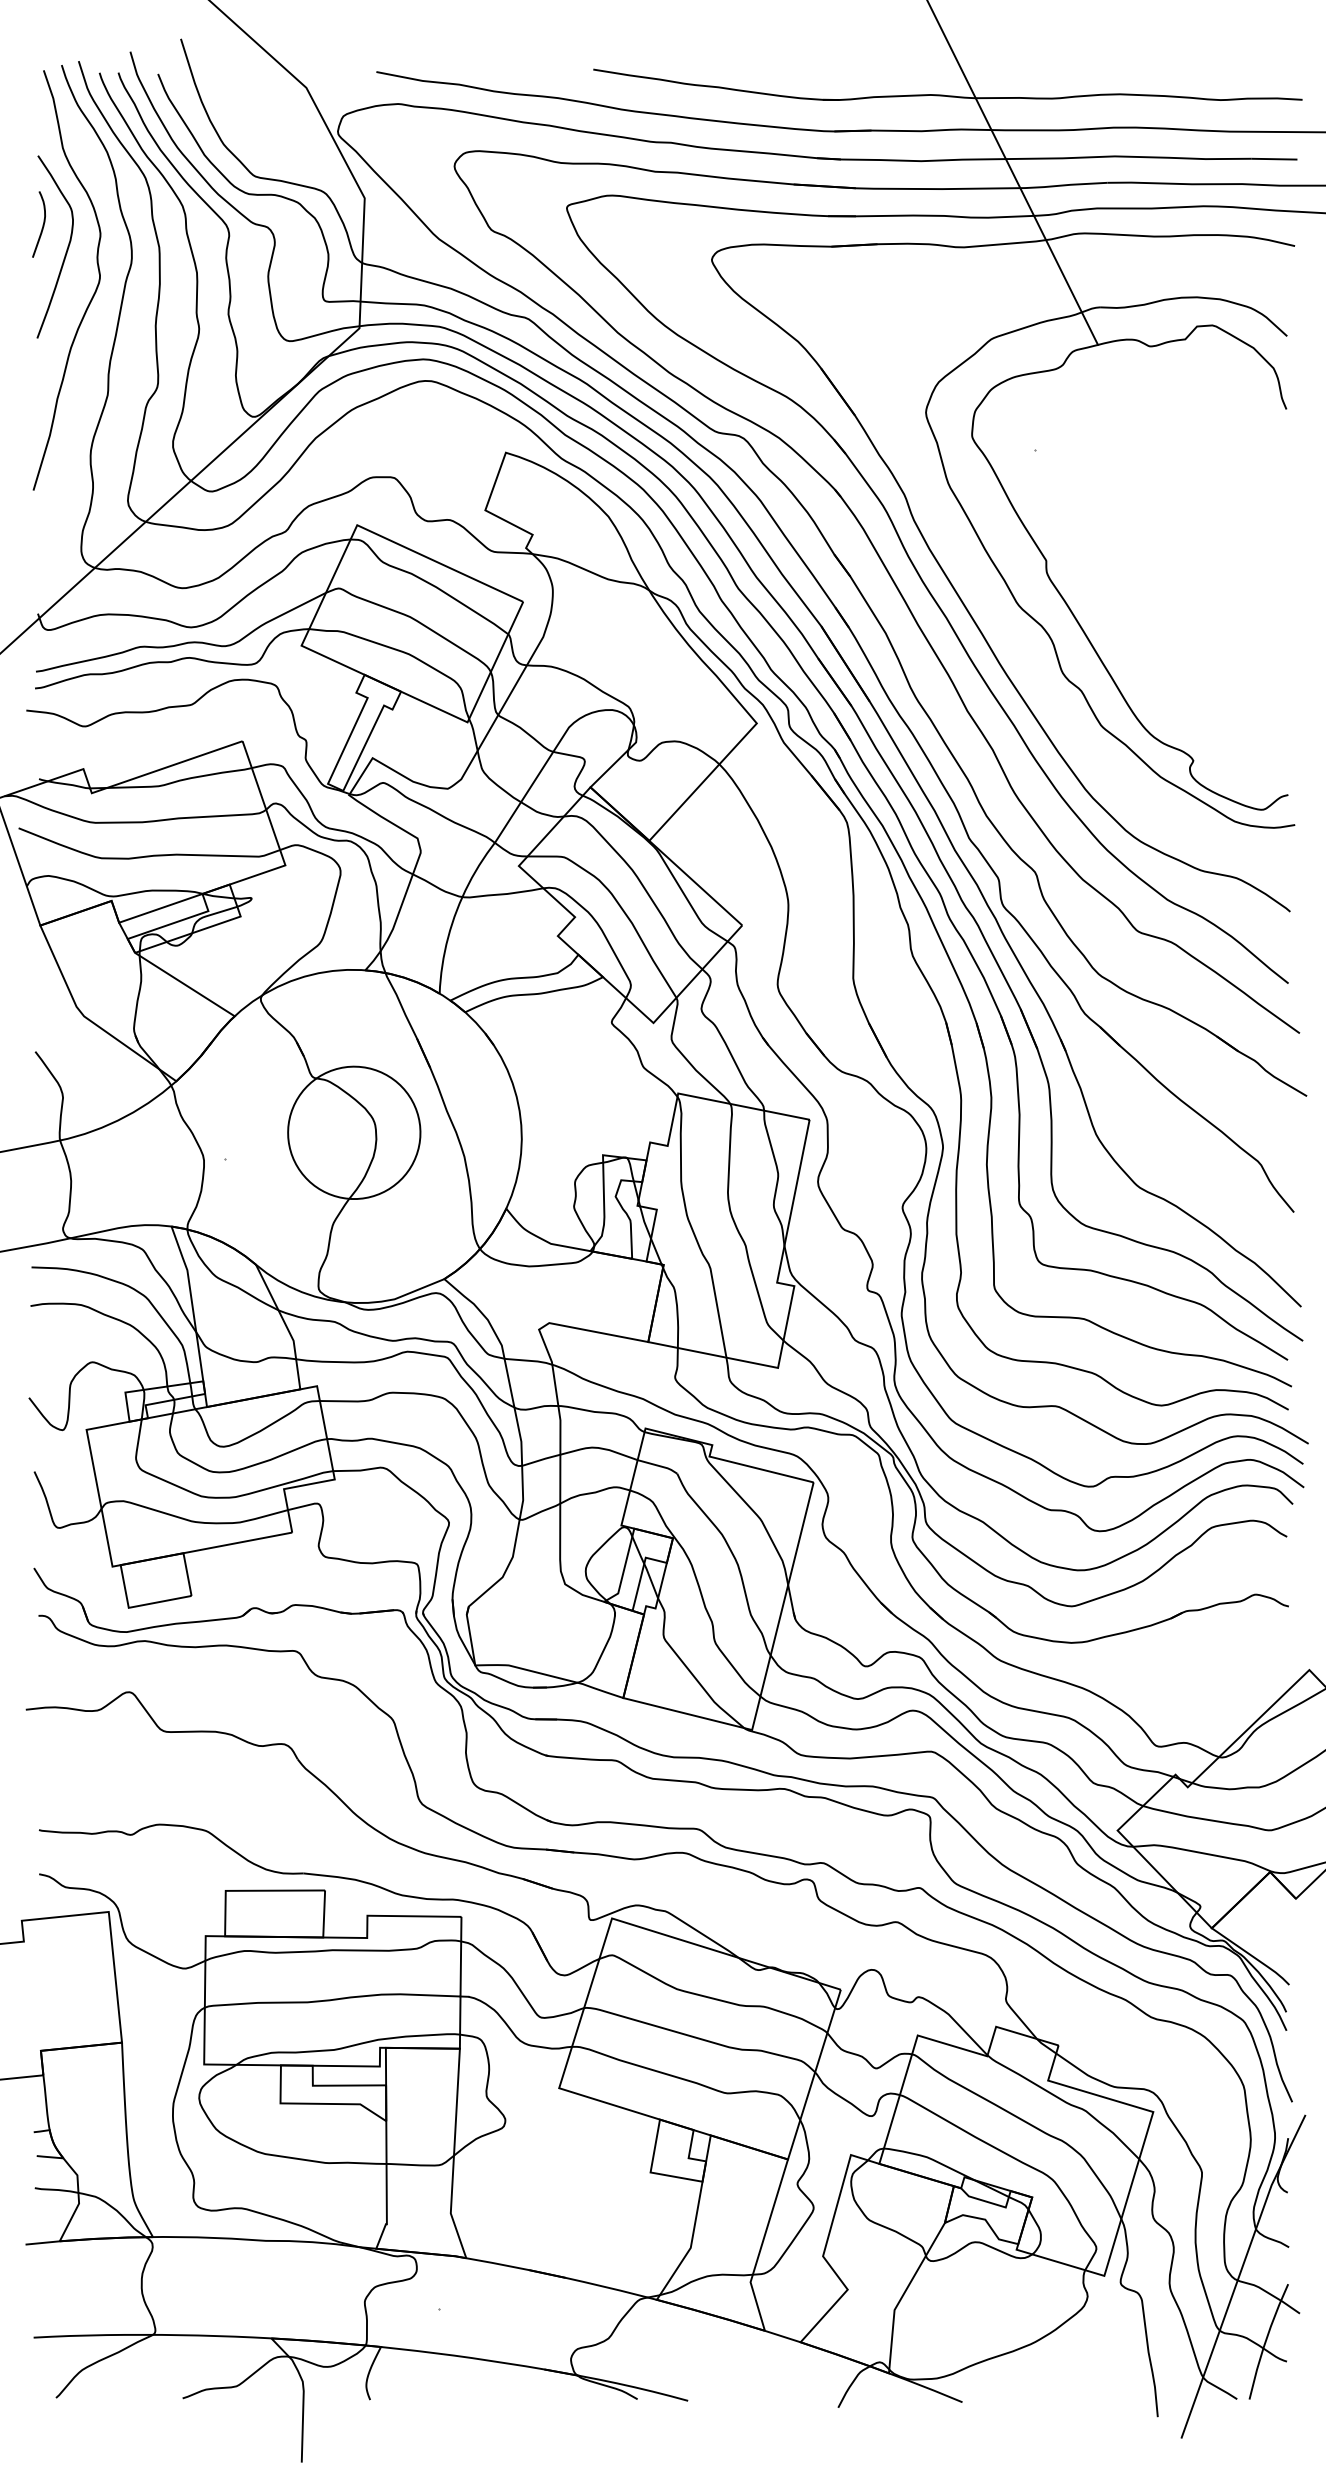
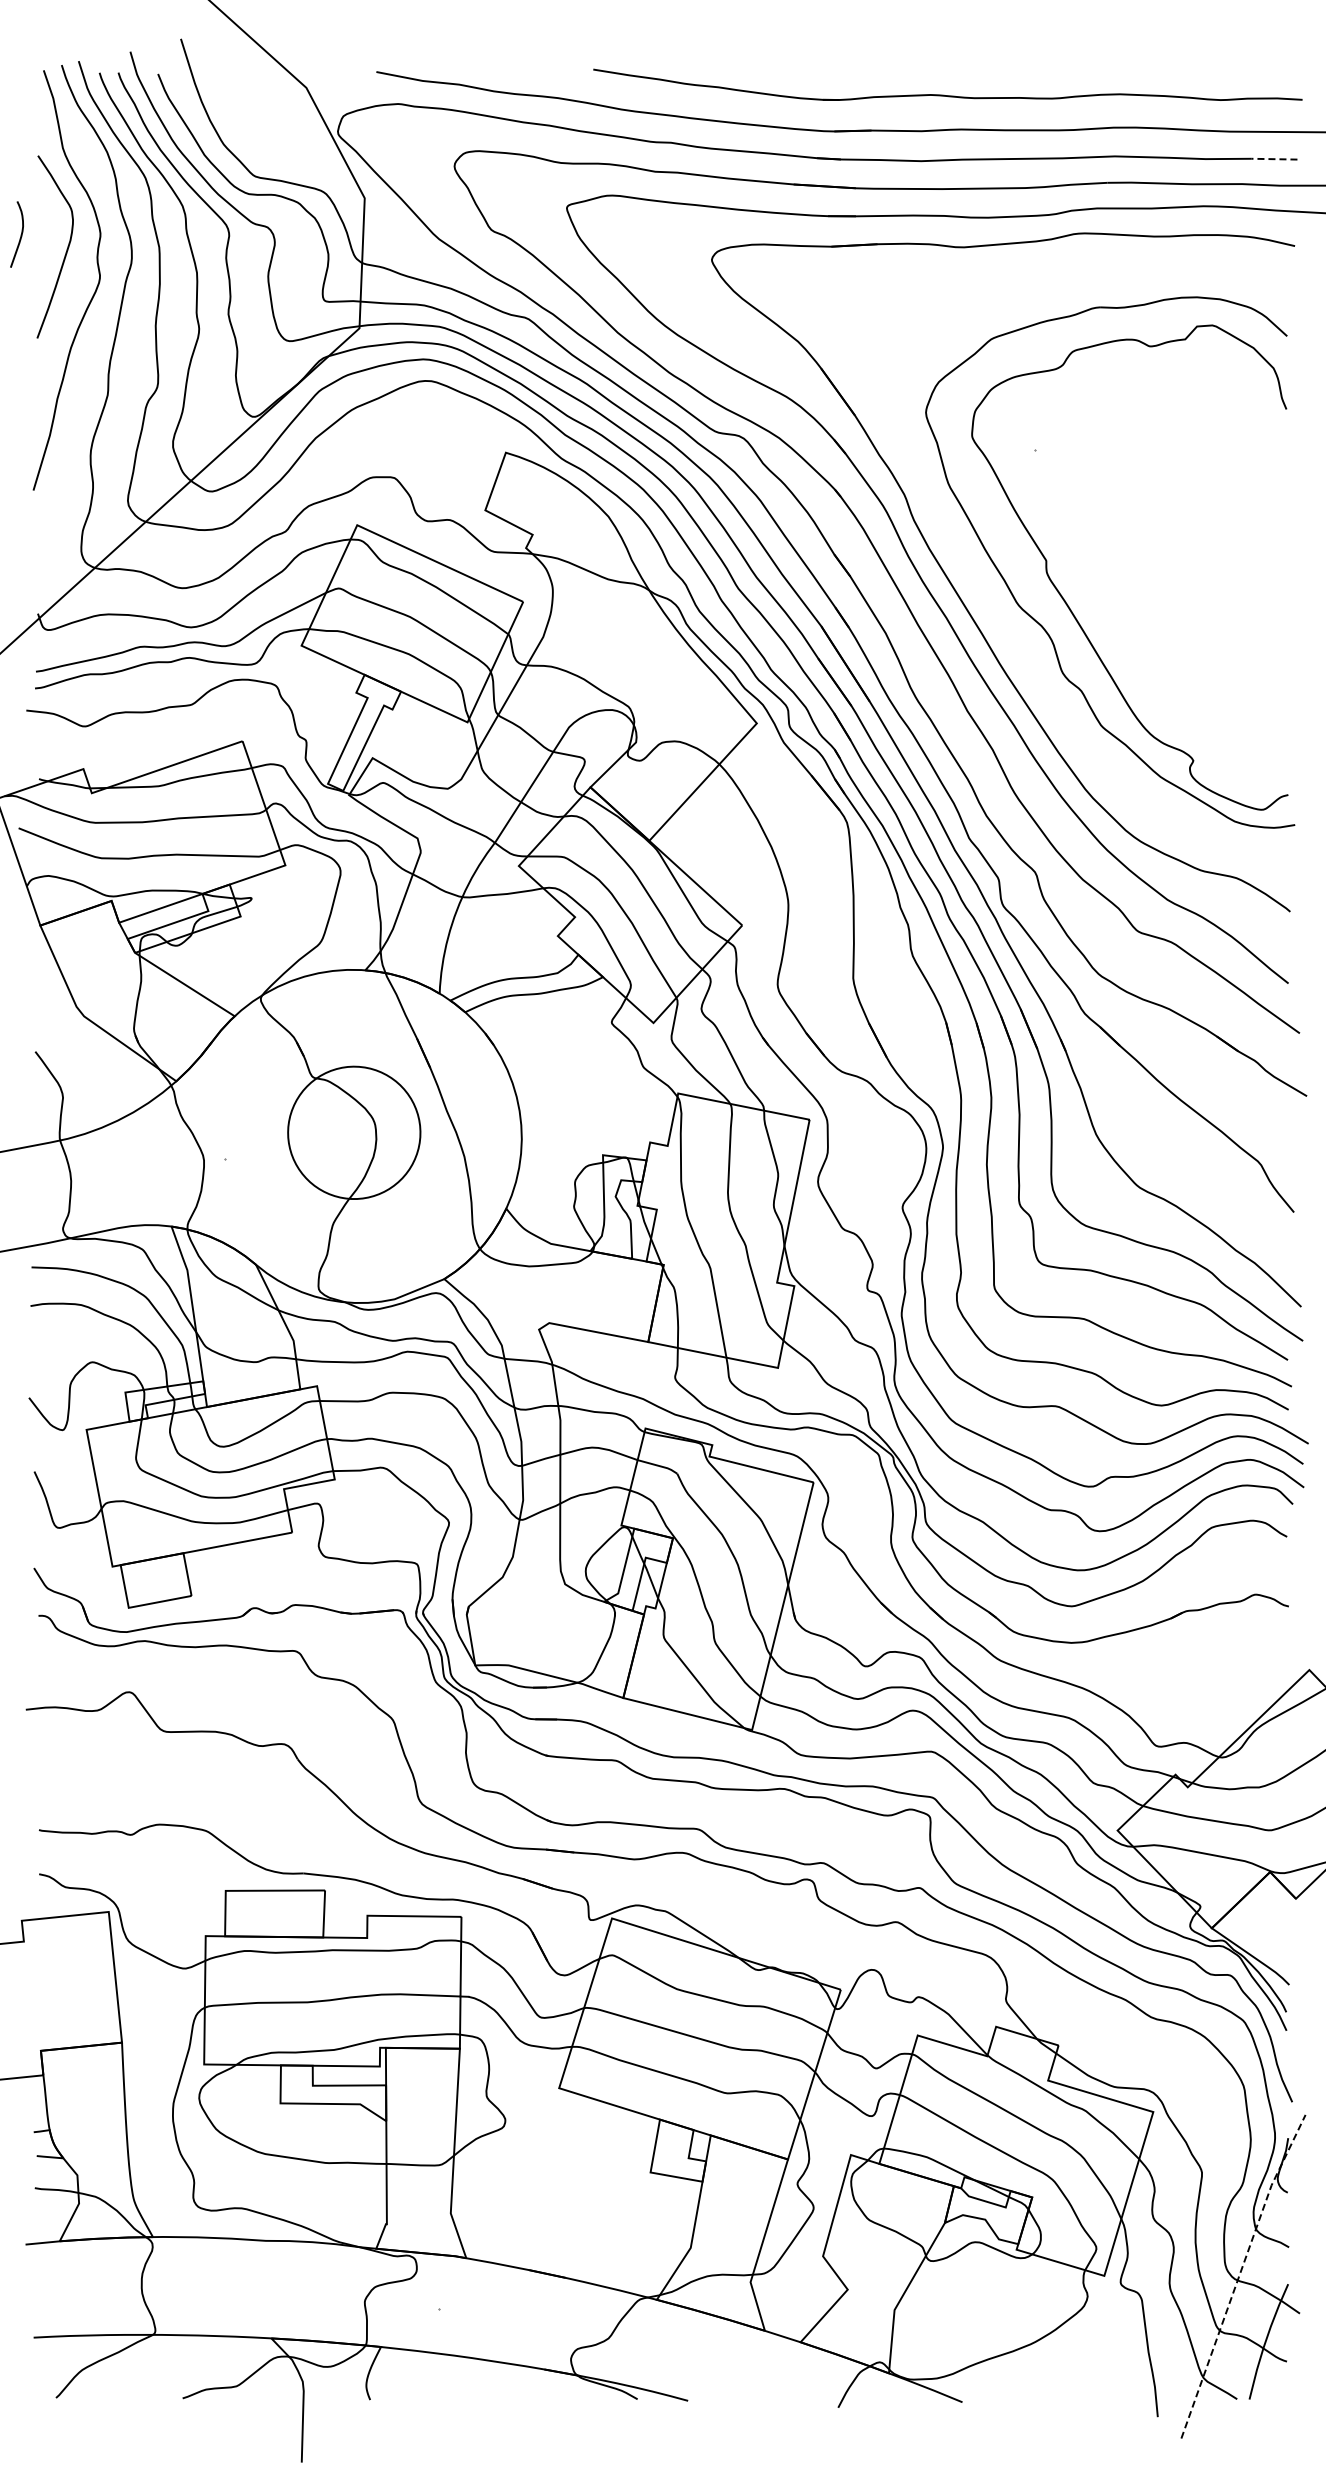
line: solid -> dashed (1273, 159)
line: present -> none (1012, 173)
curve position: (42, 224) -> (20, 234) (20, 234)
line: solid -> dashed (1240, 2273)
